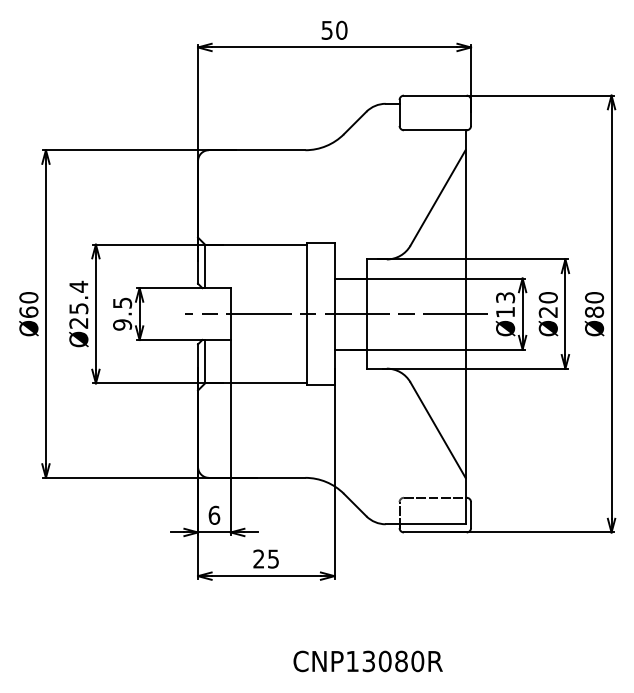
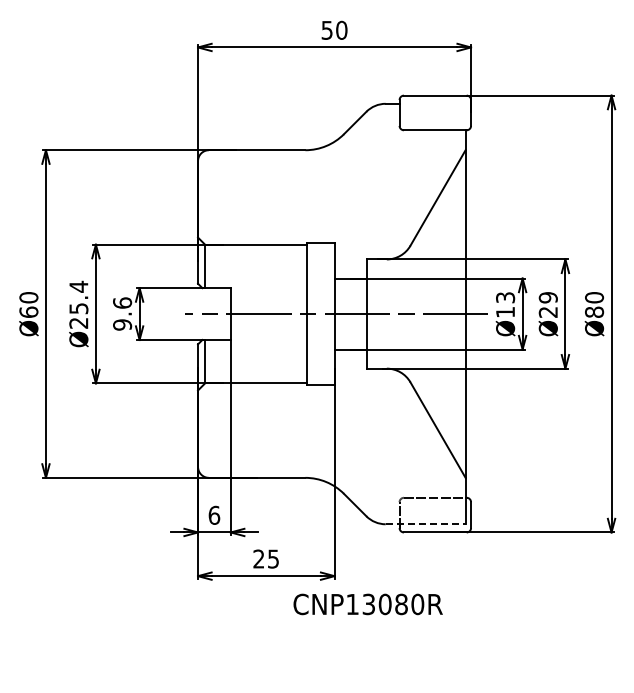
text: Ø20 -> Ø29 (548, 297)
text: 9.5 -> 9.6 (122, 302)
line: solid -> dashed (425, 524)
text position: (367, 661) -> (367, 604) (367, 604)
